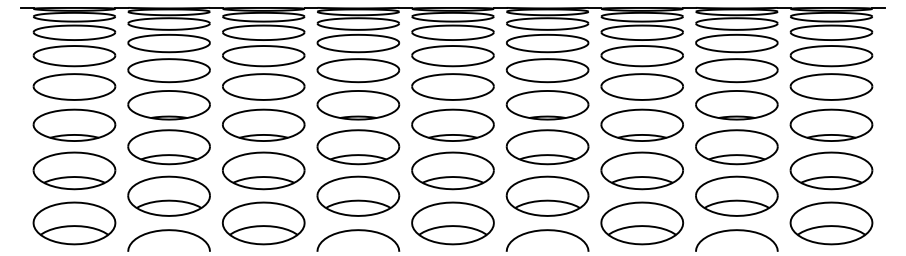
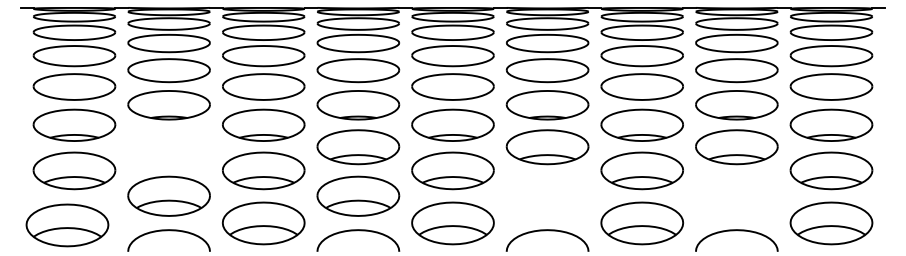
part: present -> none (168, 147)
part: present -> none (547, 195)
part: present -> none (736, 195)
part position: (74, 223) -> (67, 225) (67, 225)
